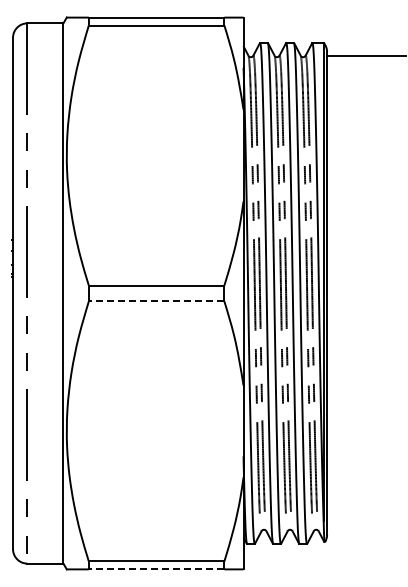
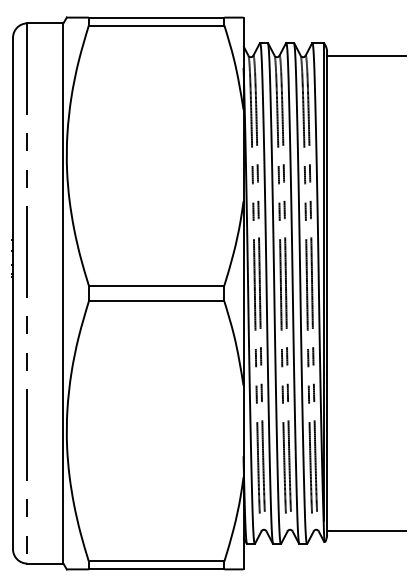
line: dashed -> solid (156, 301)
line: none -> present (365, 531)
line: dashed -> solid (156, 569)
